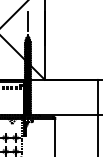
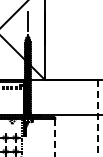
line: solid -> dashed (97, 118)
line: solid -> dashed (54, 137)
